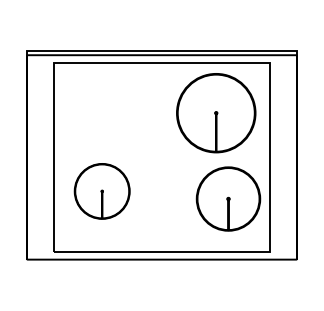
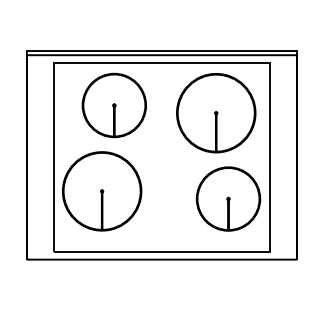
part: none -> present (113, 105)
part size: 58x57 px -> 81x81 px (102, 191)
